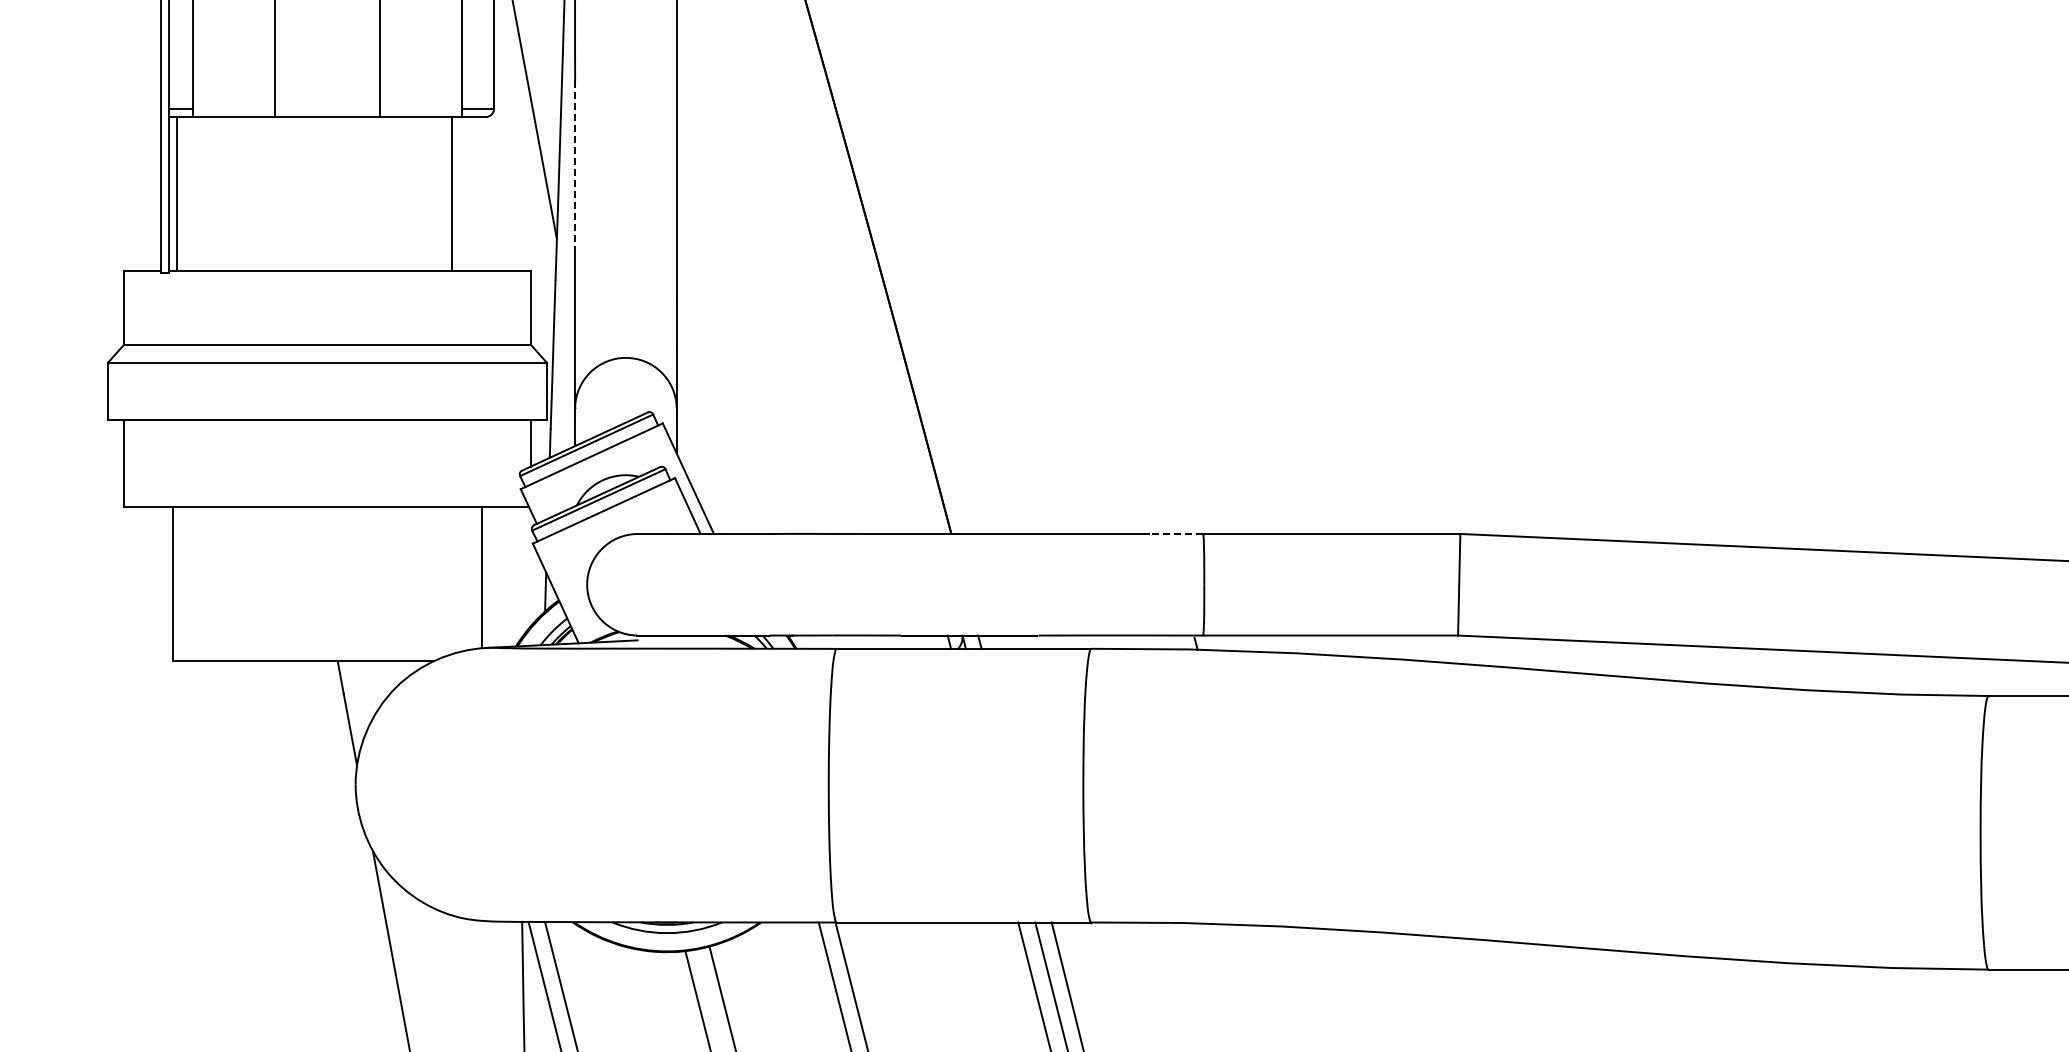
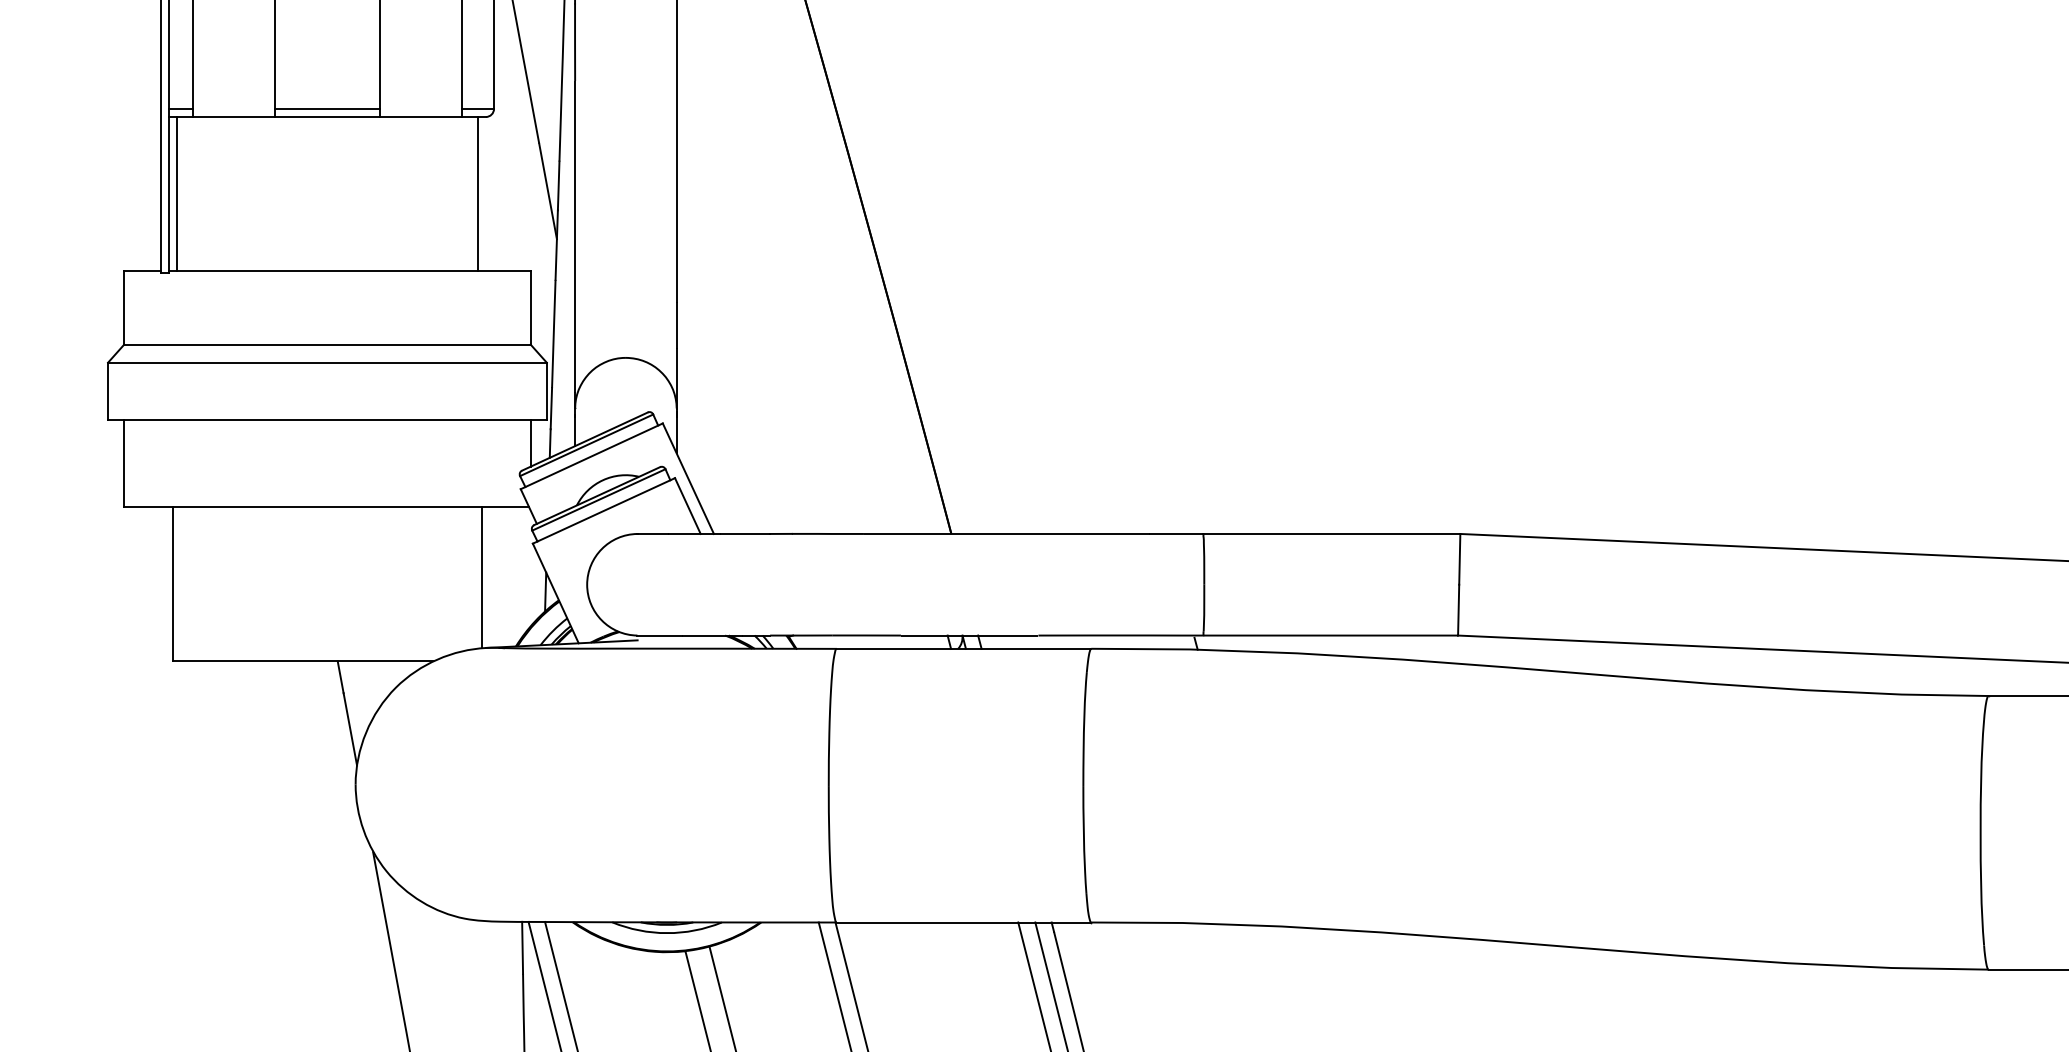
line: none -> present (327, 108)
line: dashed -> solid (575, 165)
line position: (451, 194) -> (477, 194) (477, 194)
line: dashed -> solid (1176, 533)
